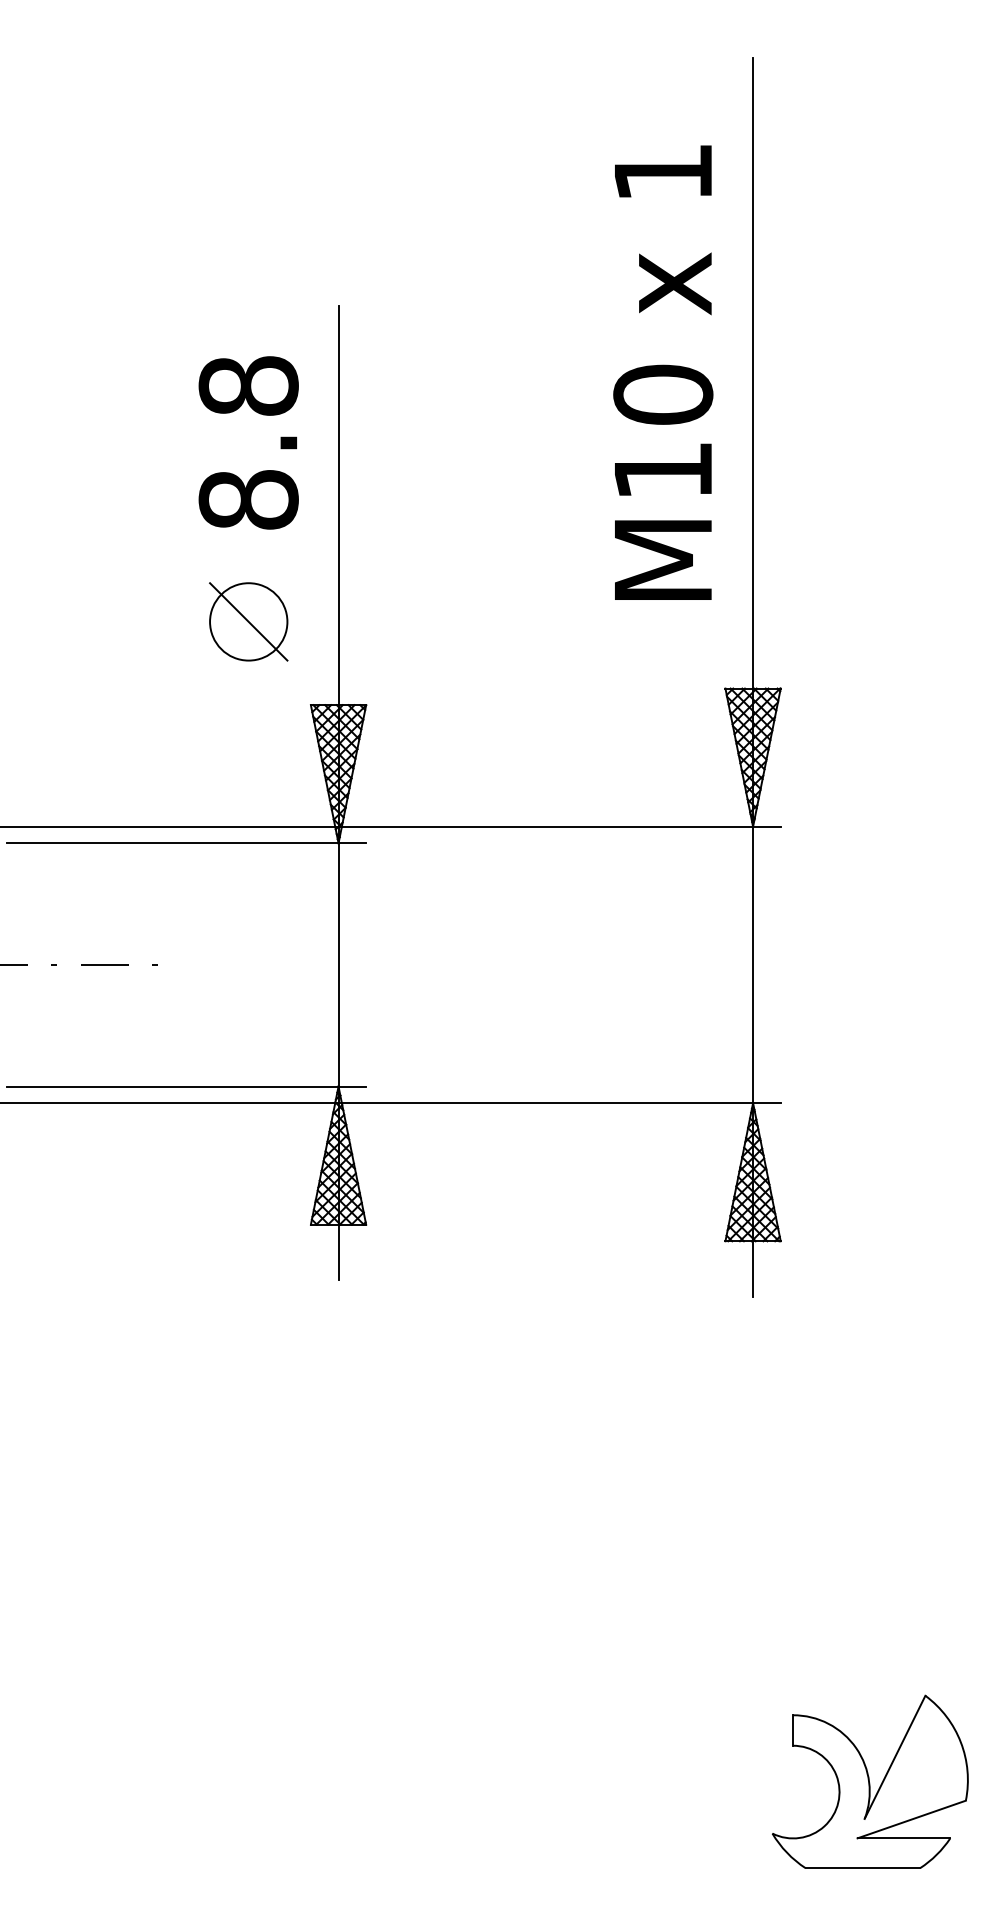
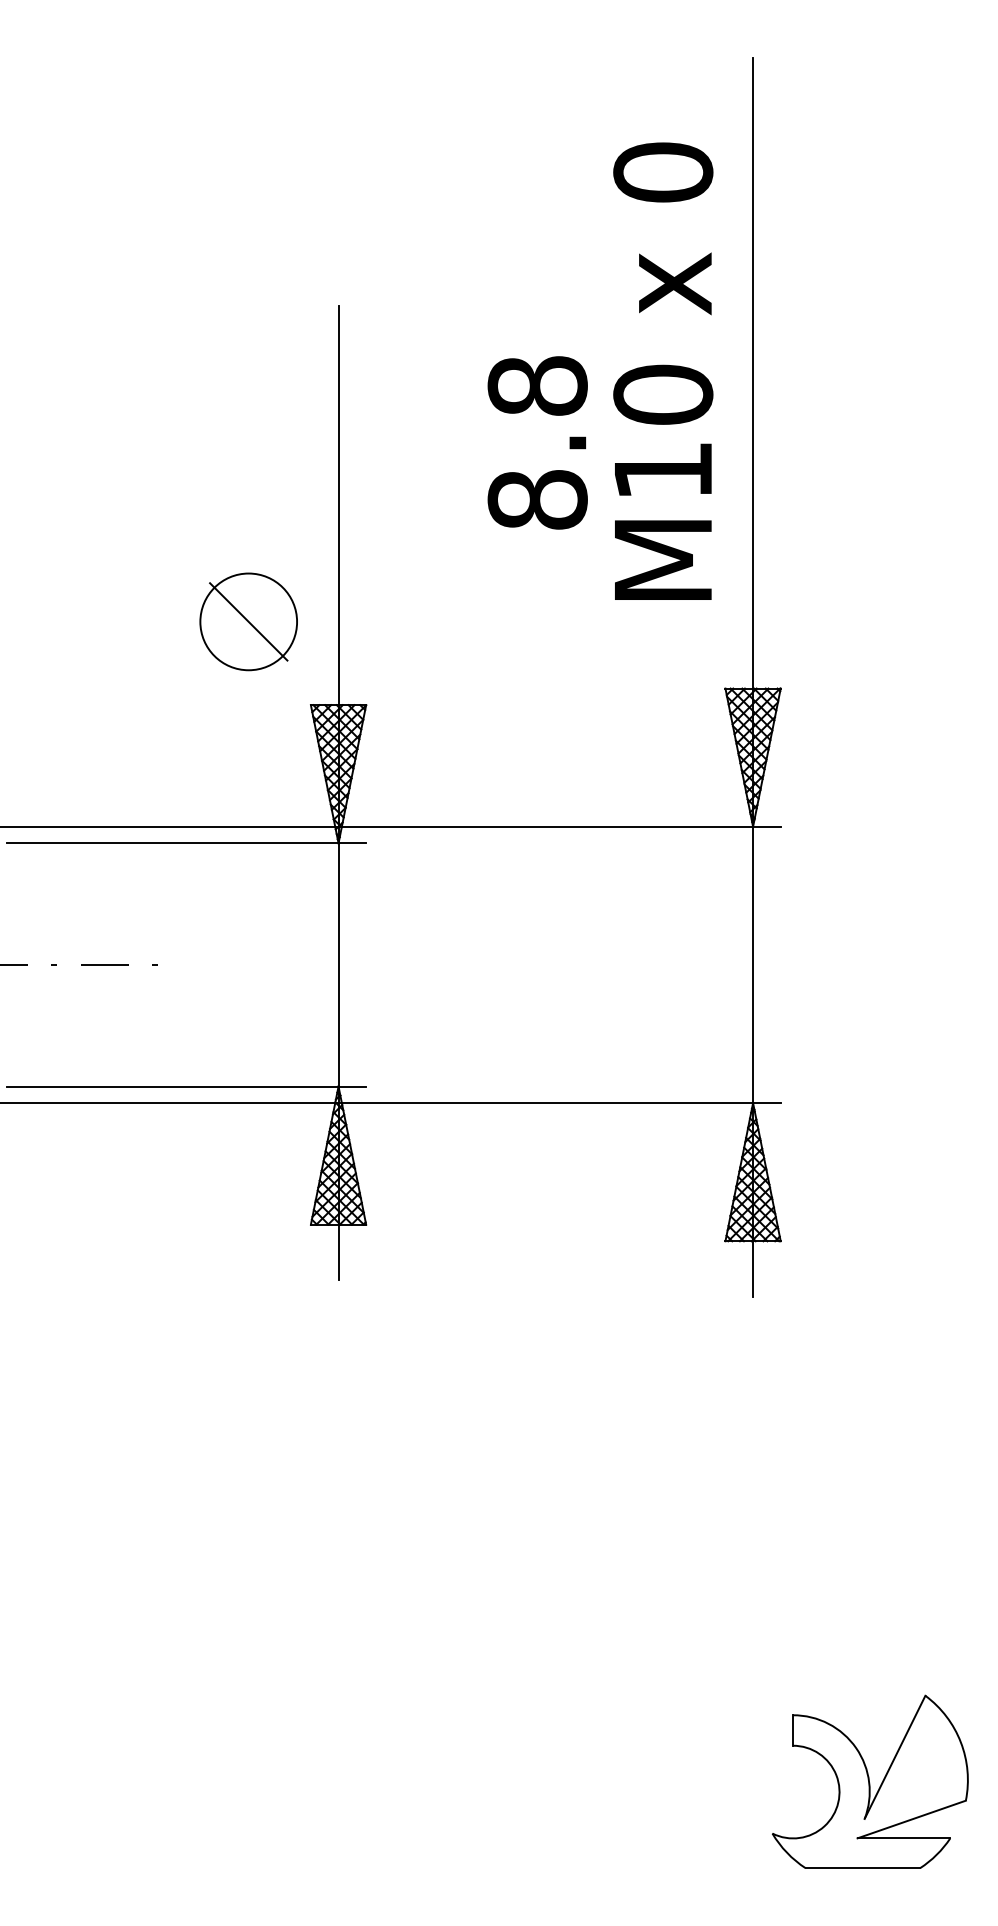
text: 1 -> 0 (663, 172)
text position: (248, 442) -> (537, 442) (537, 442)
circle diameter: 77 px -> 97 px (248, 621)
